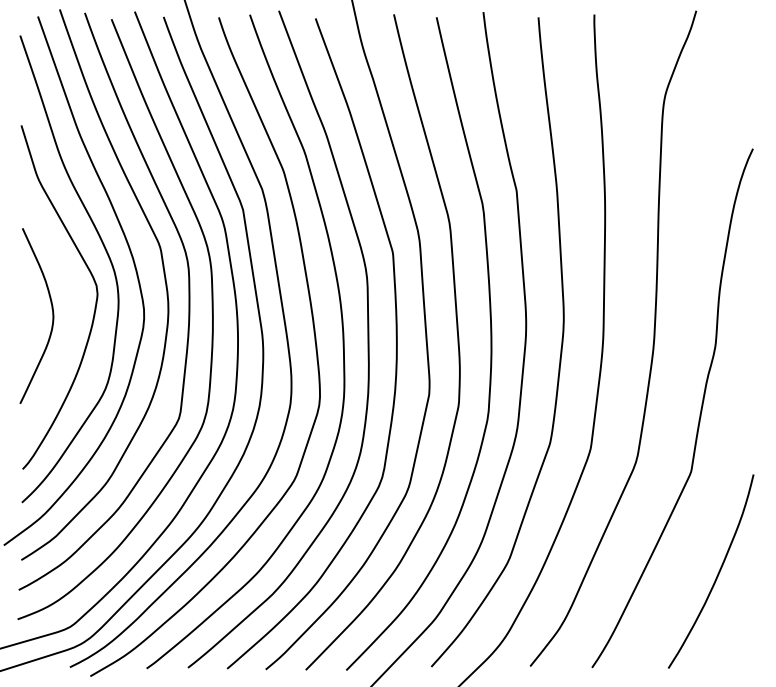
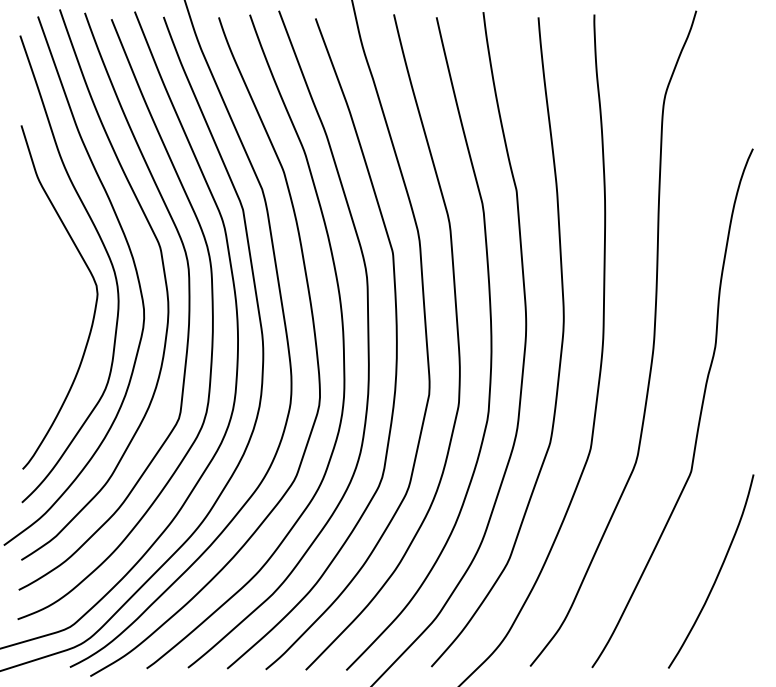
curve: present -> none (52, 315)
